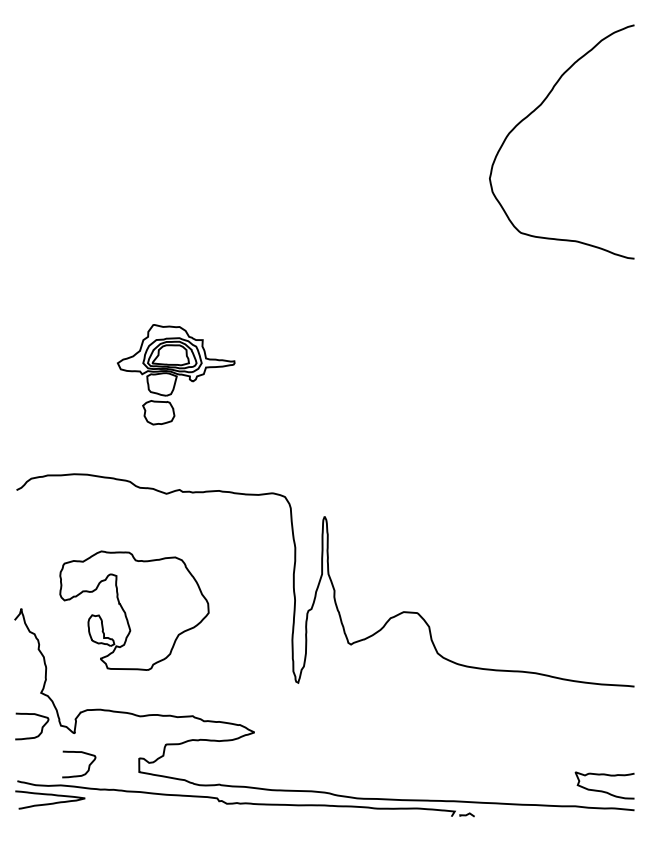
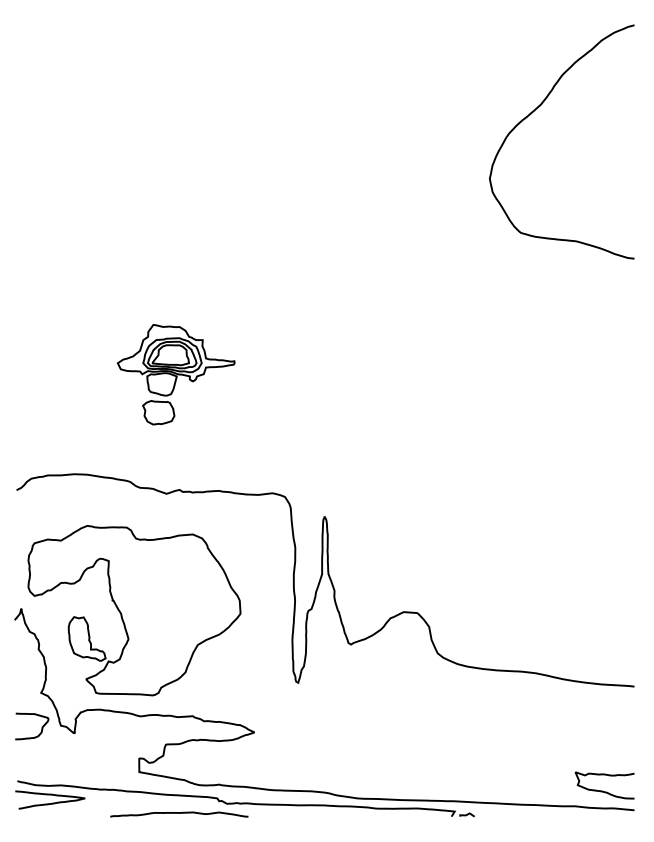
part size: 151x121 px -> 215x172 px (134, 610)
curve: present -> none (88, 765)
curve: none -> present (179, 813)
